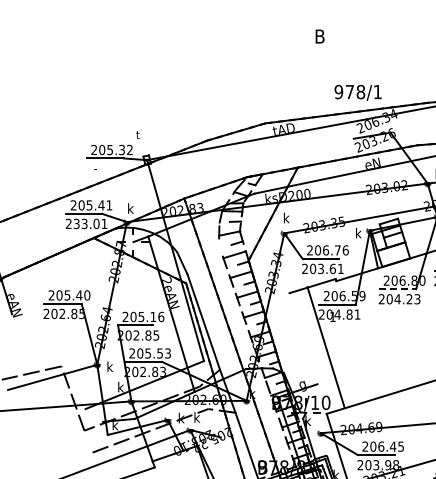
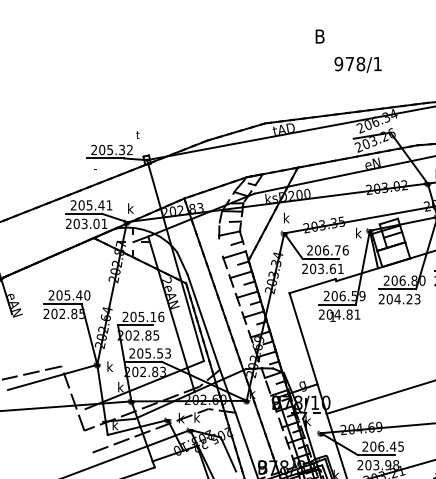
text position: (357, 92) -> (357, 64) (357, 64)
text: 233.01 -> 203.01 (76, 223)
line: dashed -> solid (398, 289)
line position: (325, 347) -> (307, 353) (307, 353)
line: none -> present (228, 454)
